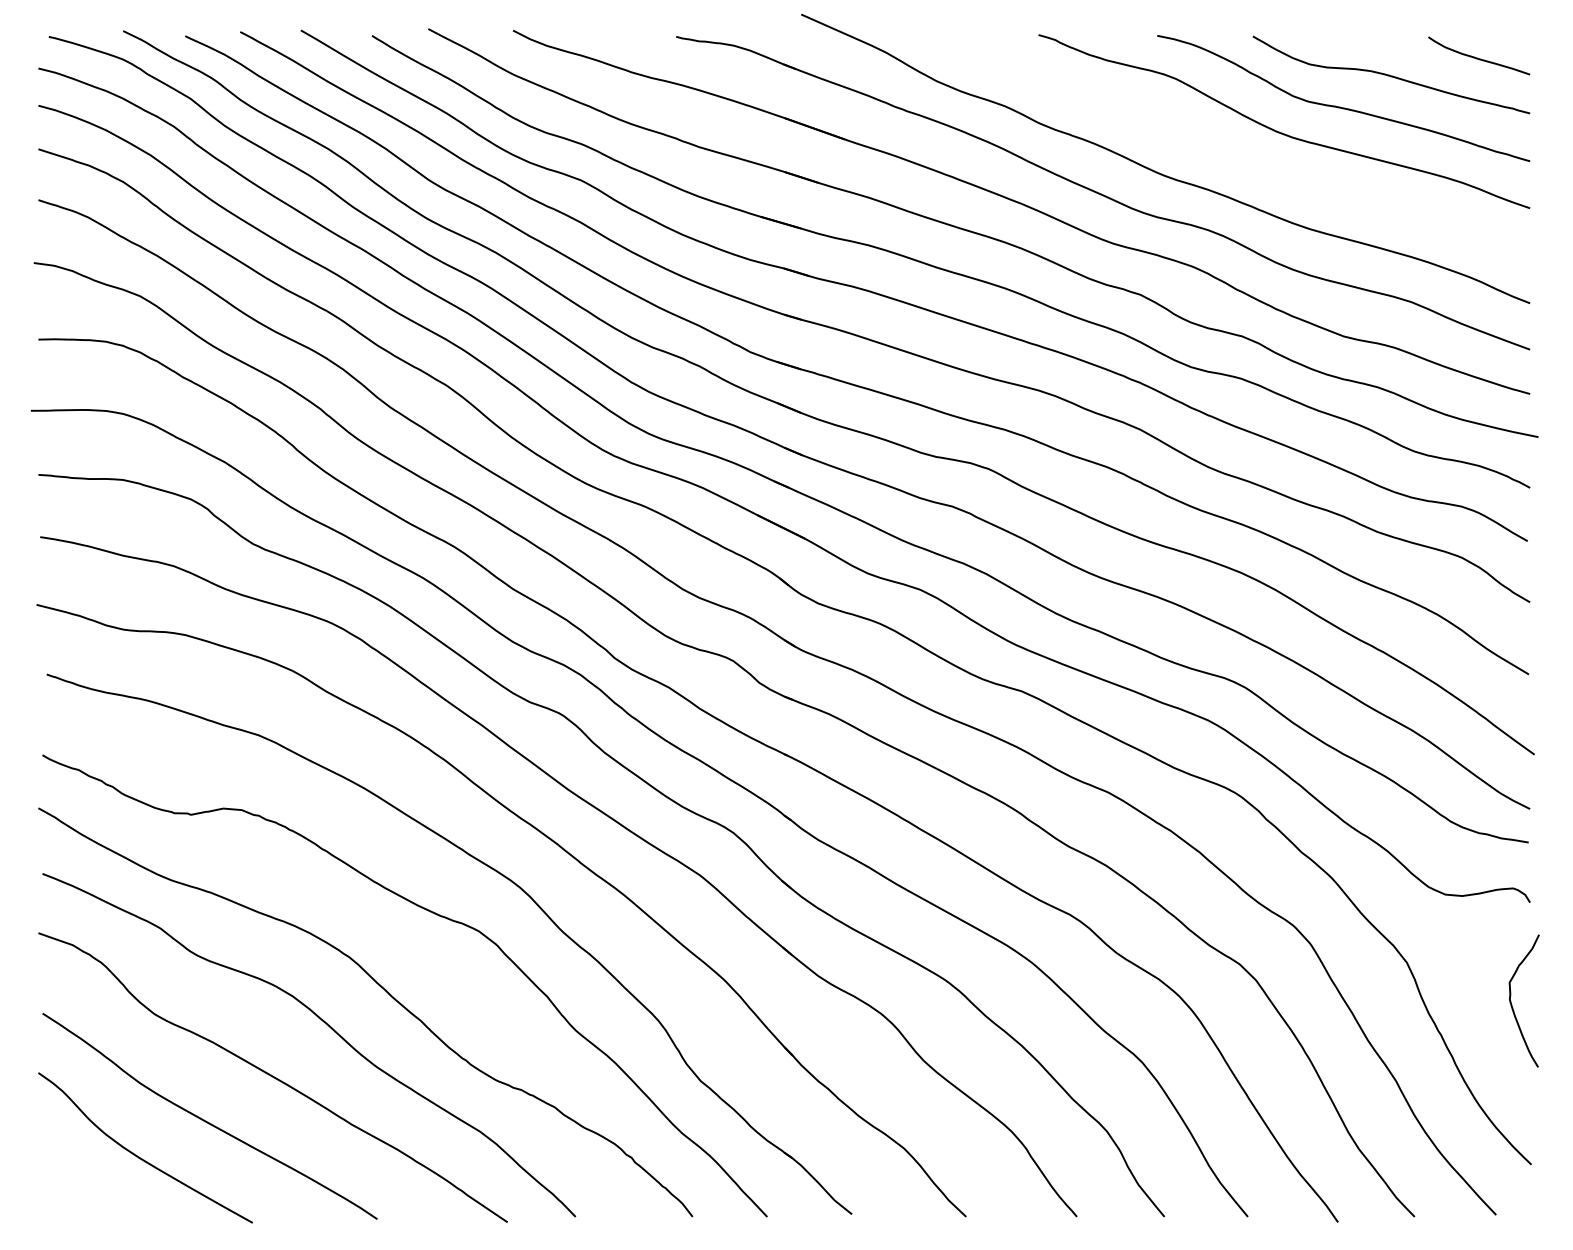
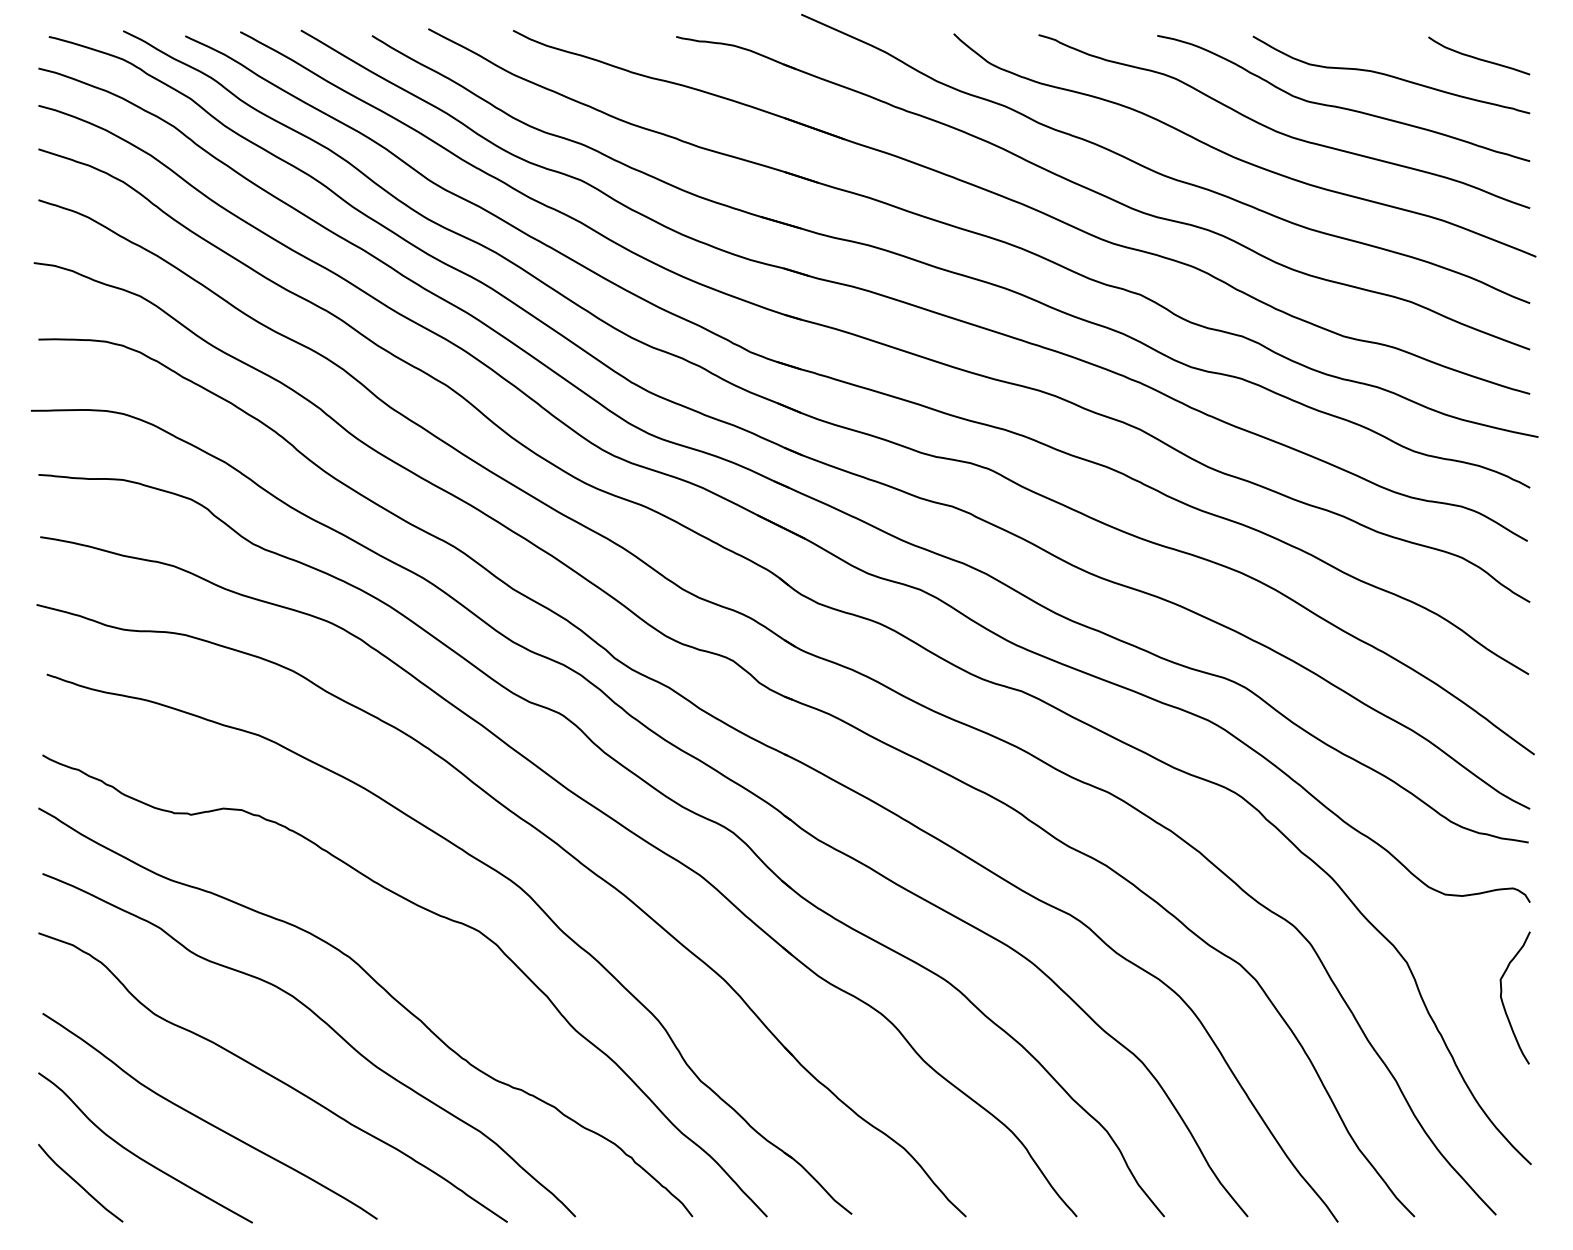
curve: none -> present (1237, 157)
curve position: (1512, 1004) -> (1503, 1001) (1503, 1001)
curve: none -> present (79, 1183)
